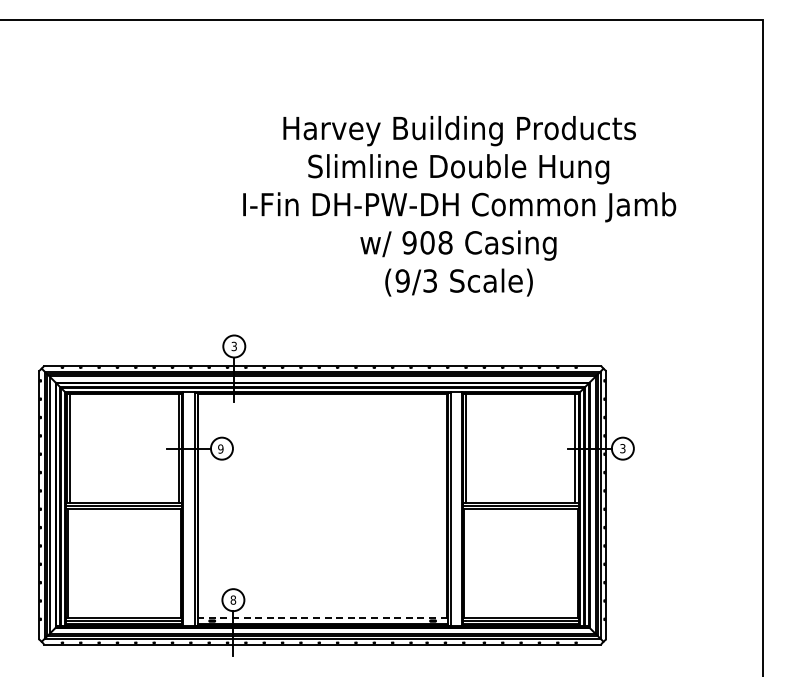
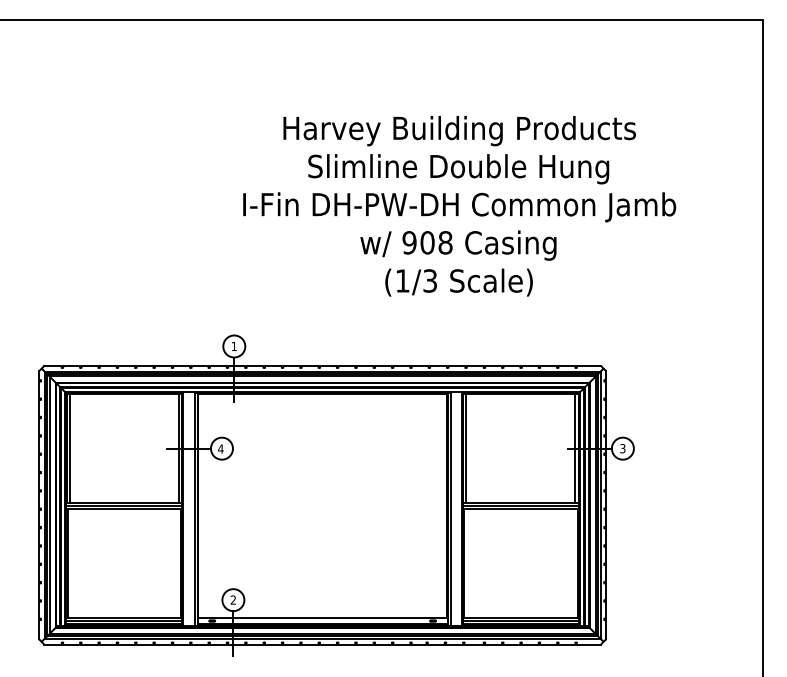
text: (9/3 -> (1/3 (402, 280)
text: 3 -> 1 (233, 346)
text: 9 -> 4 (220, 448)
text: 8 -> 2 (233, 599)
line: dashed -> solid (322, 617)
